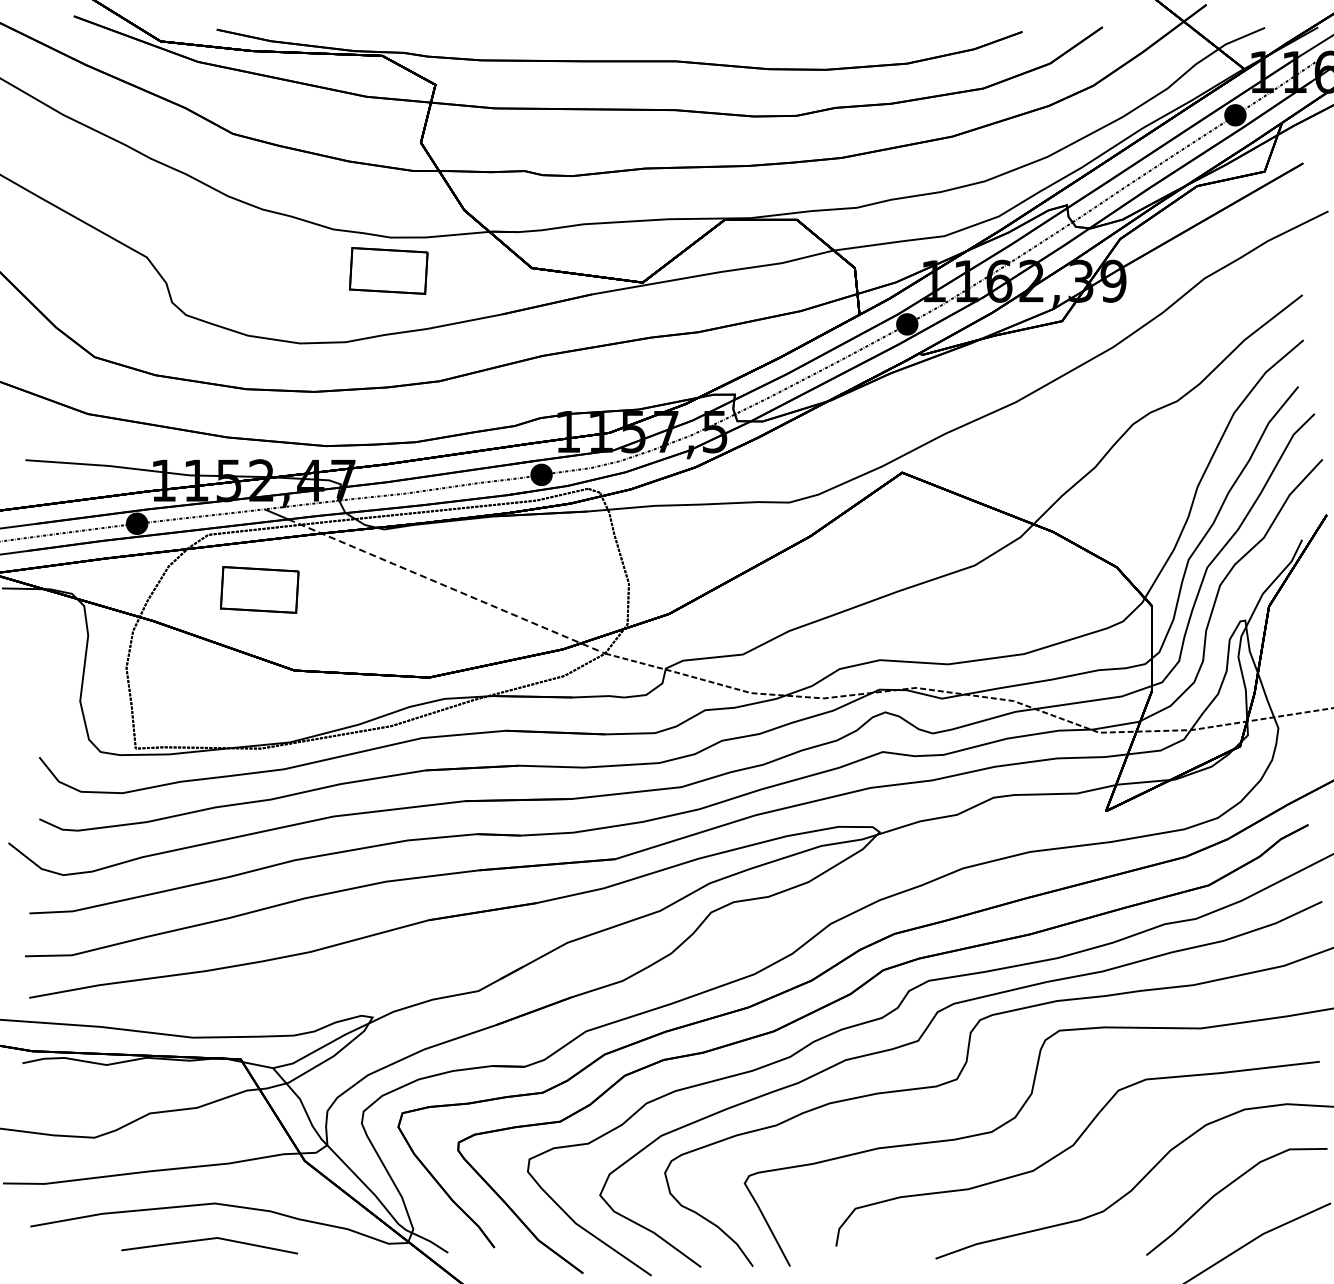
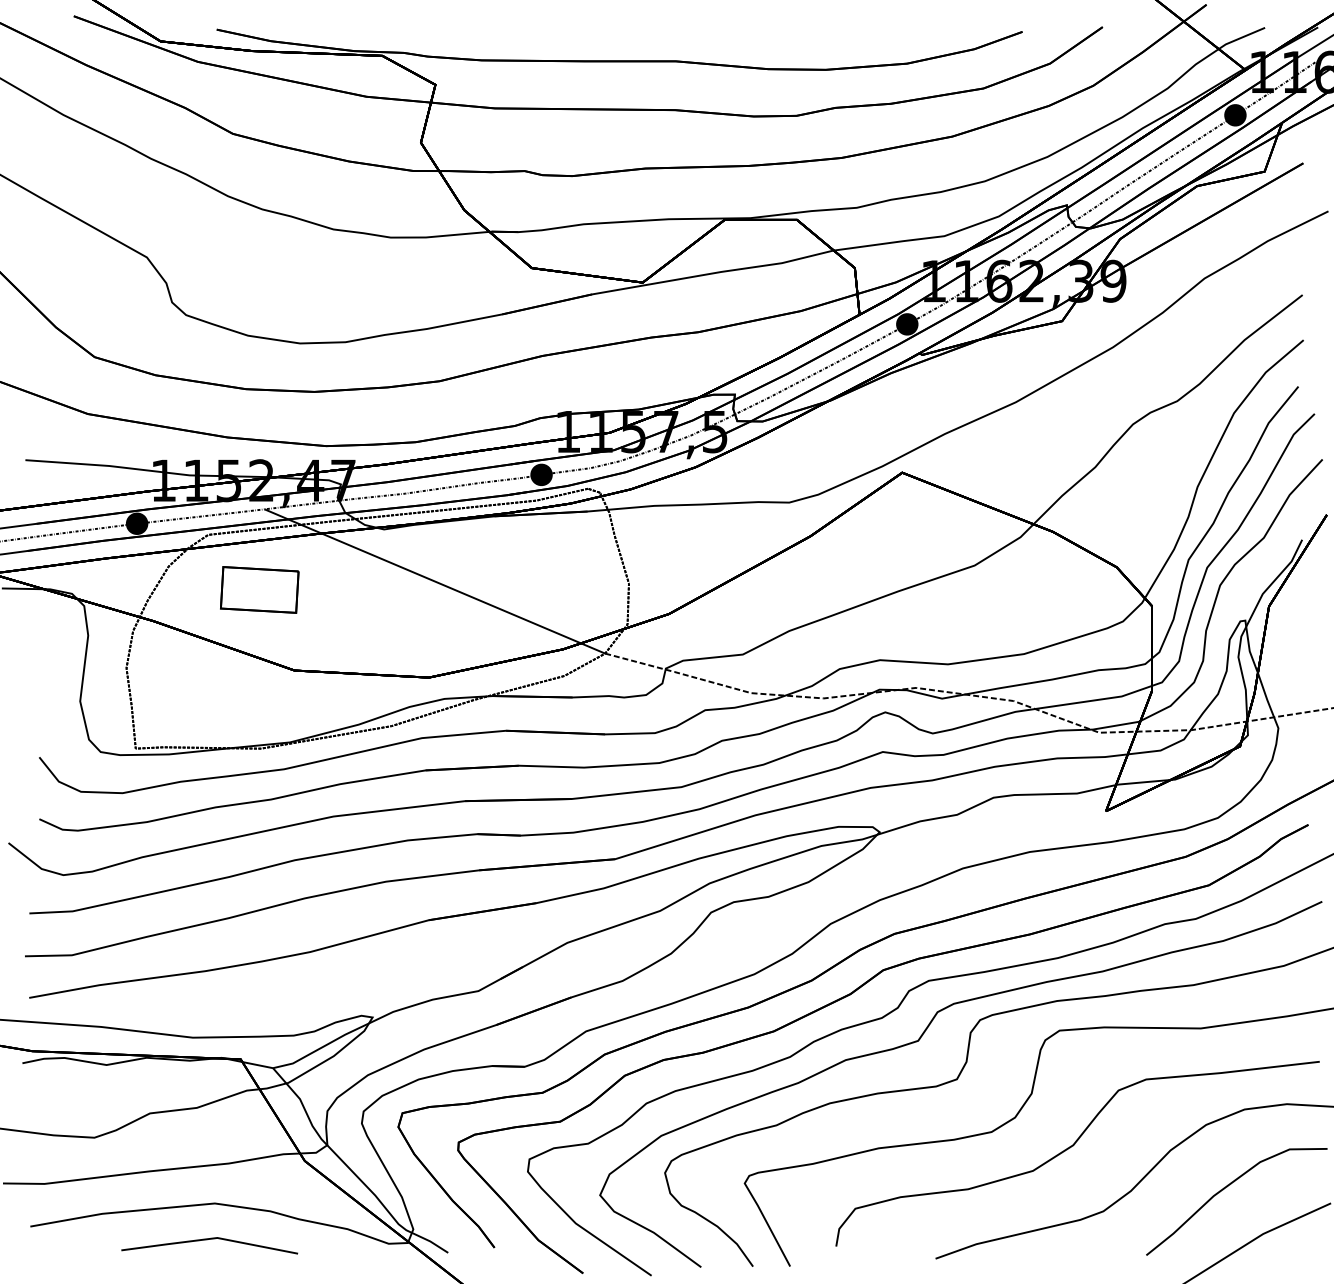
part: present -> none (388, 270)
line: dashed -> solid (447, 586)
